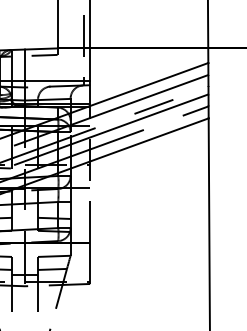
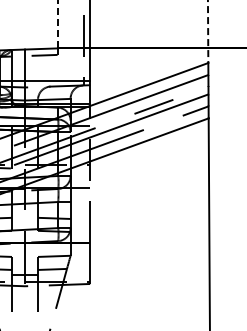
line: solid -> dashed (57, 24)
line: solid -> dashed (208, 32)
